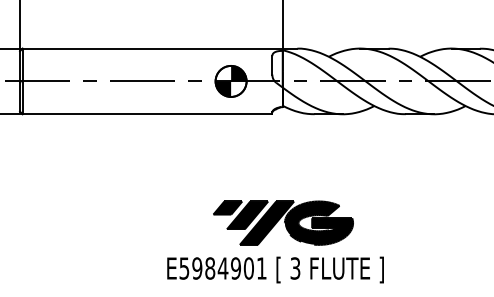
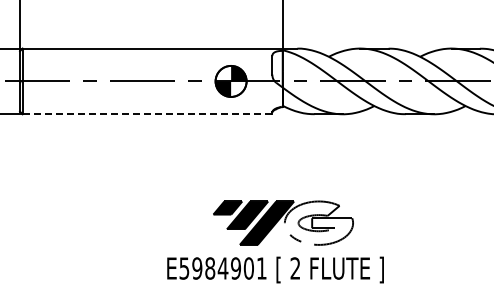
line: solid -> dashed (147, 114)
fill: present -> none (318, 222)
text: 3 -> 2 (295, 268)
